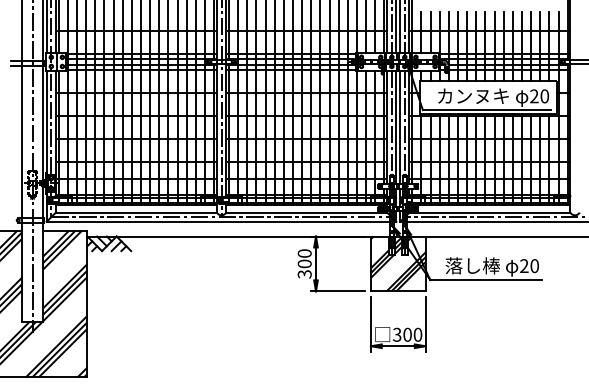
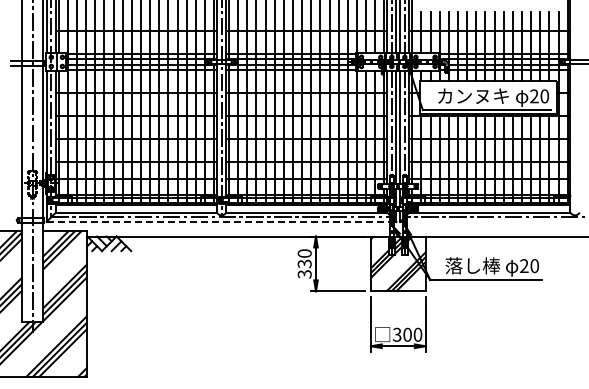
line: solid -> dashed (218, 221)
line: present -> none (495, 221)
text: 300 -> 330 (304, 263)
